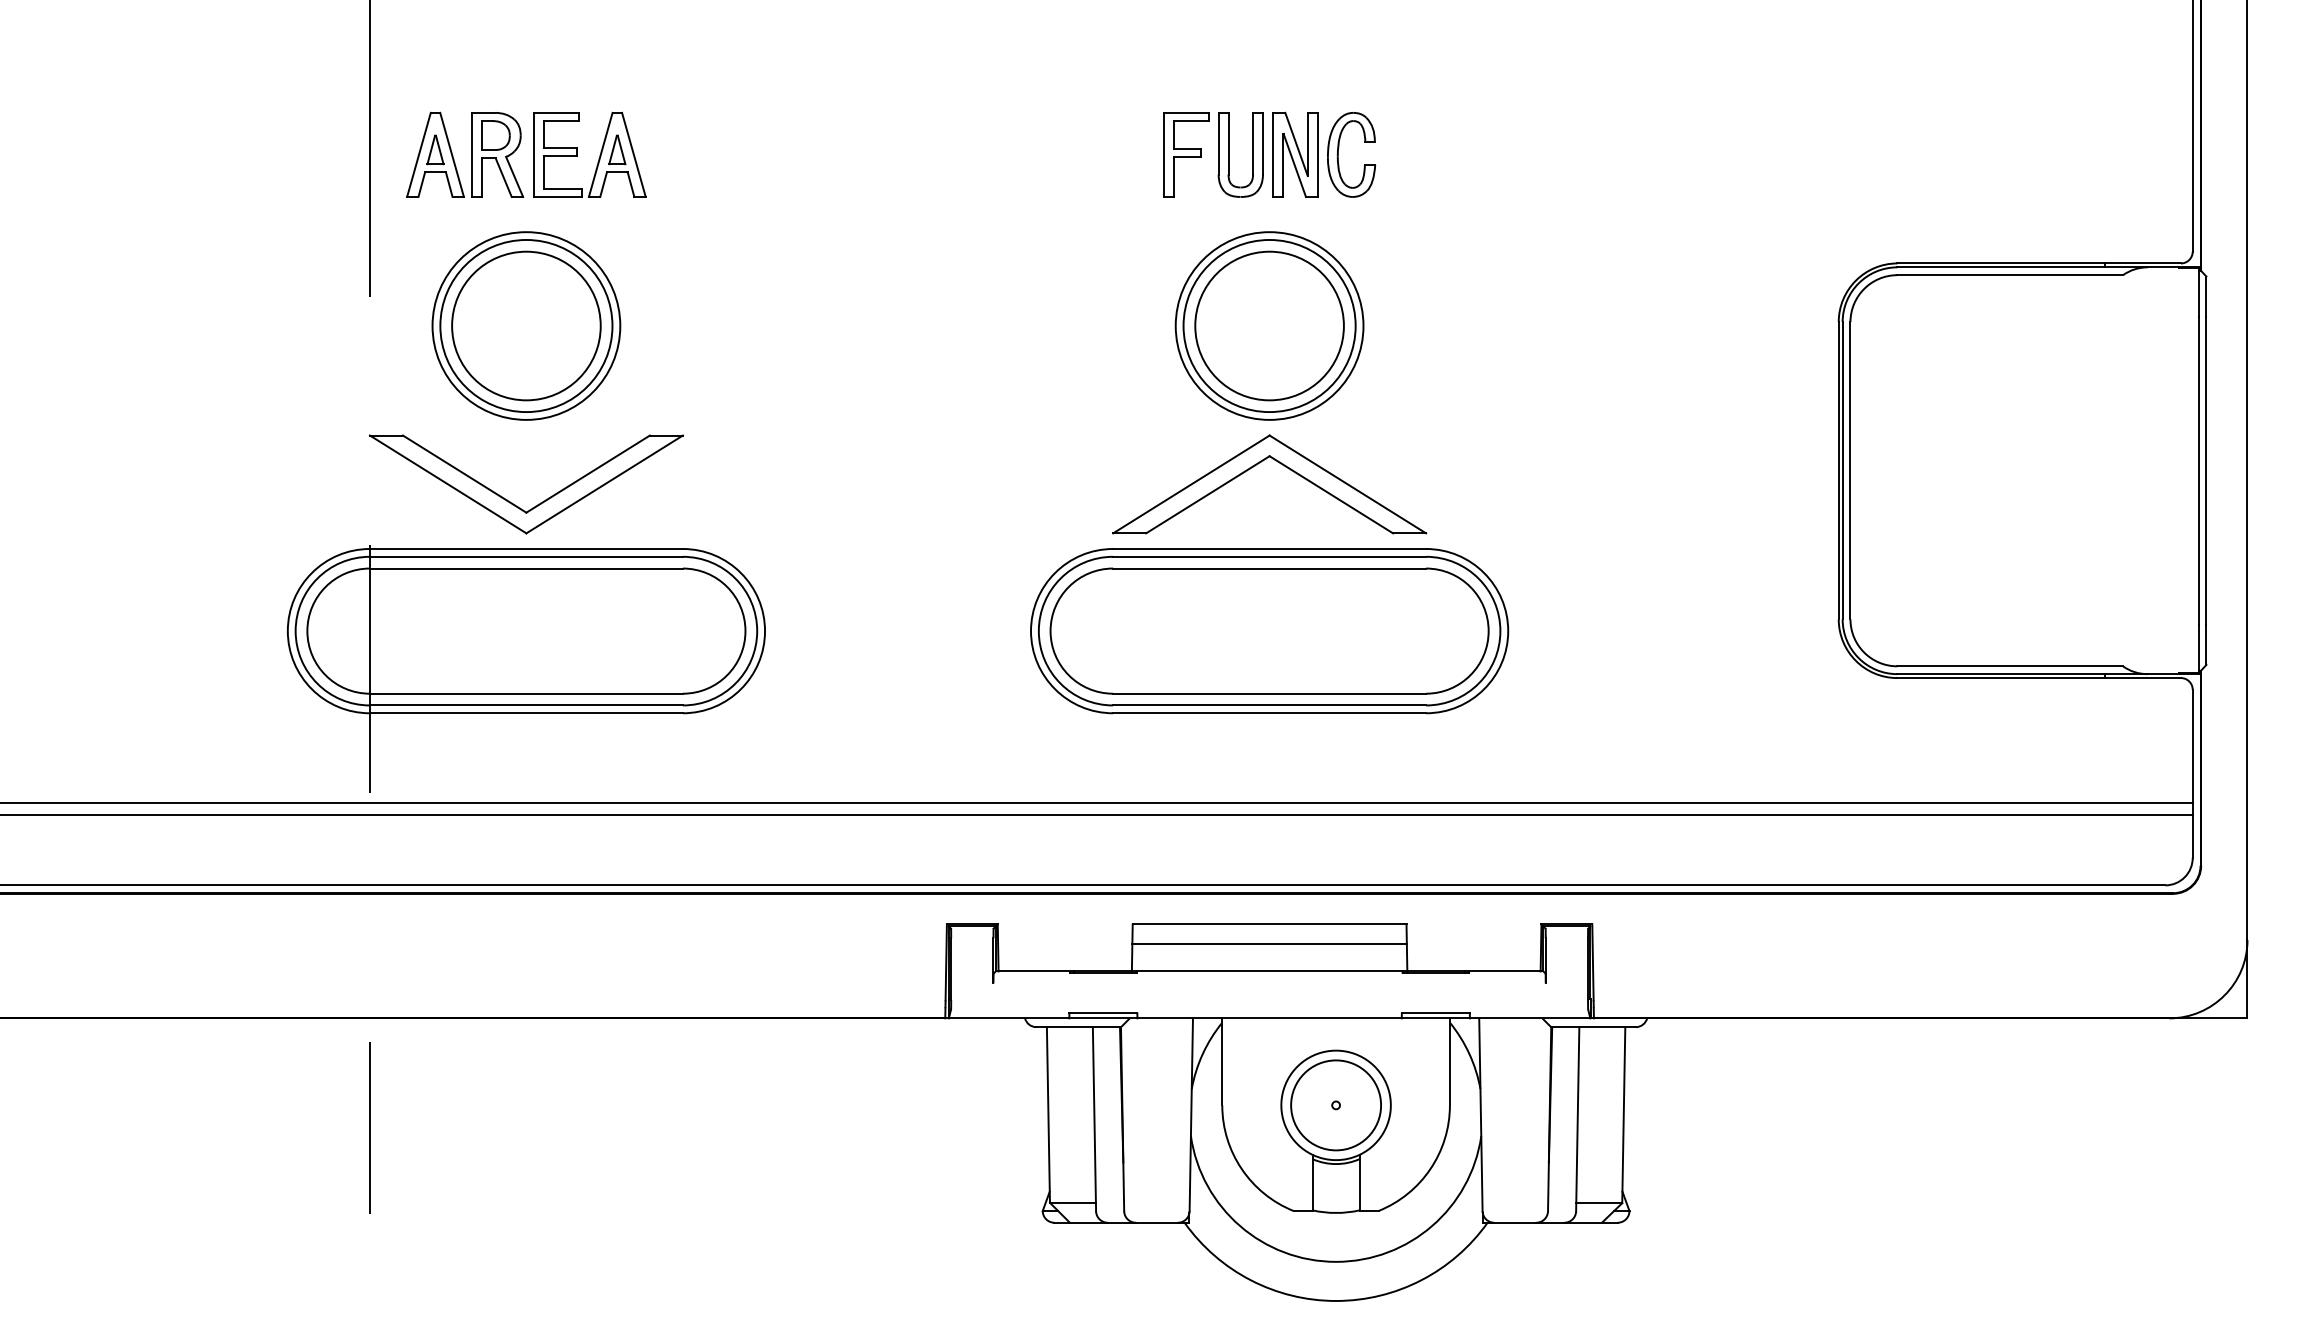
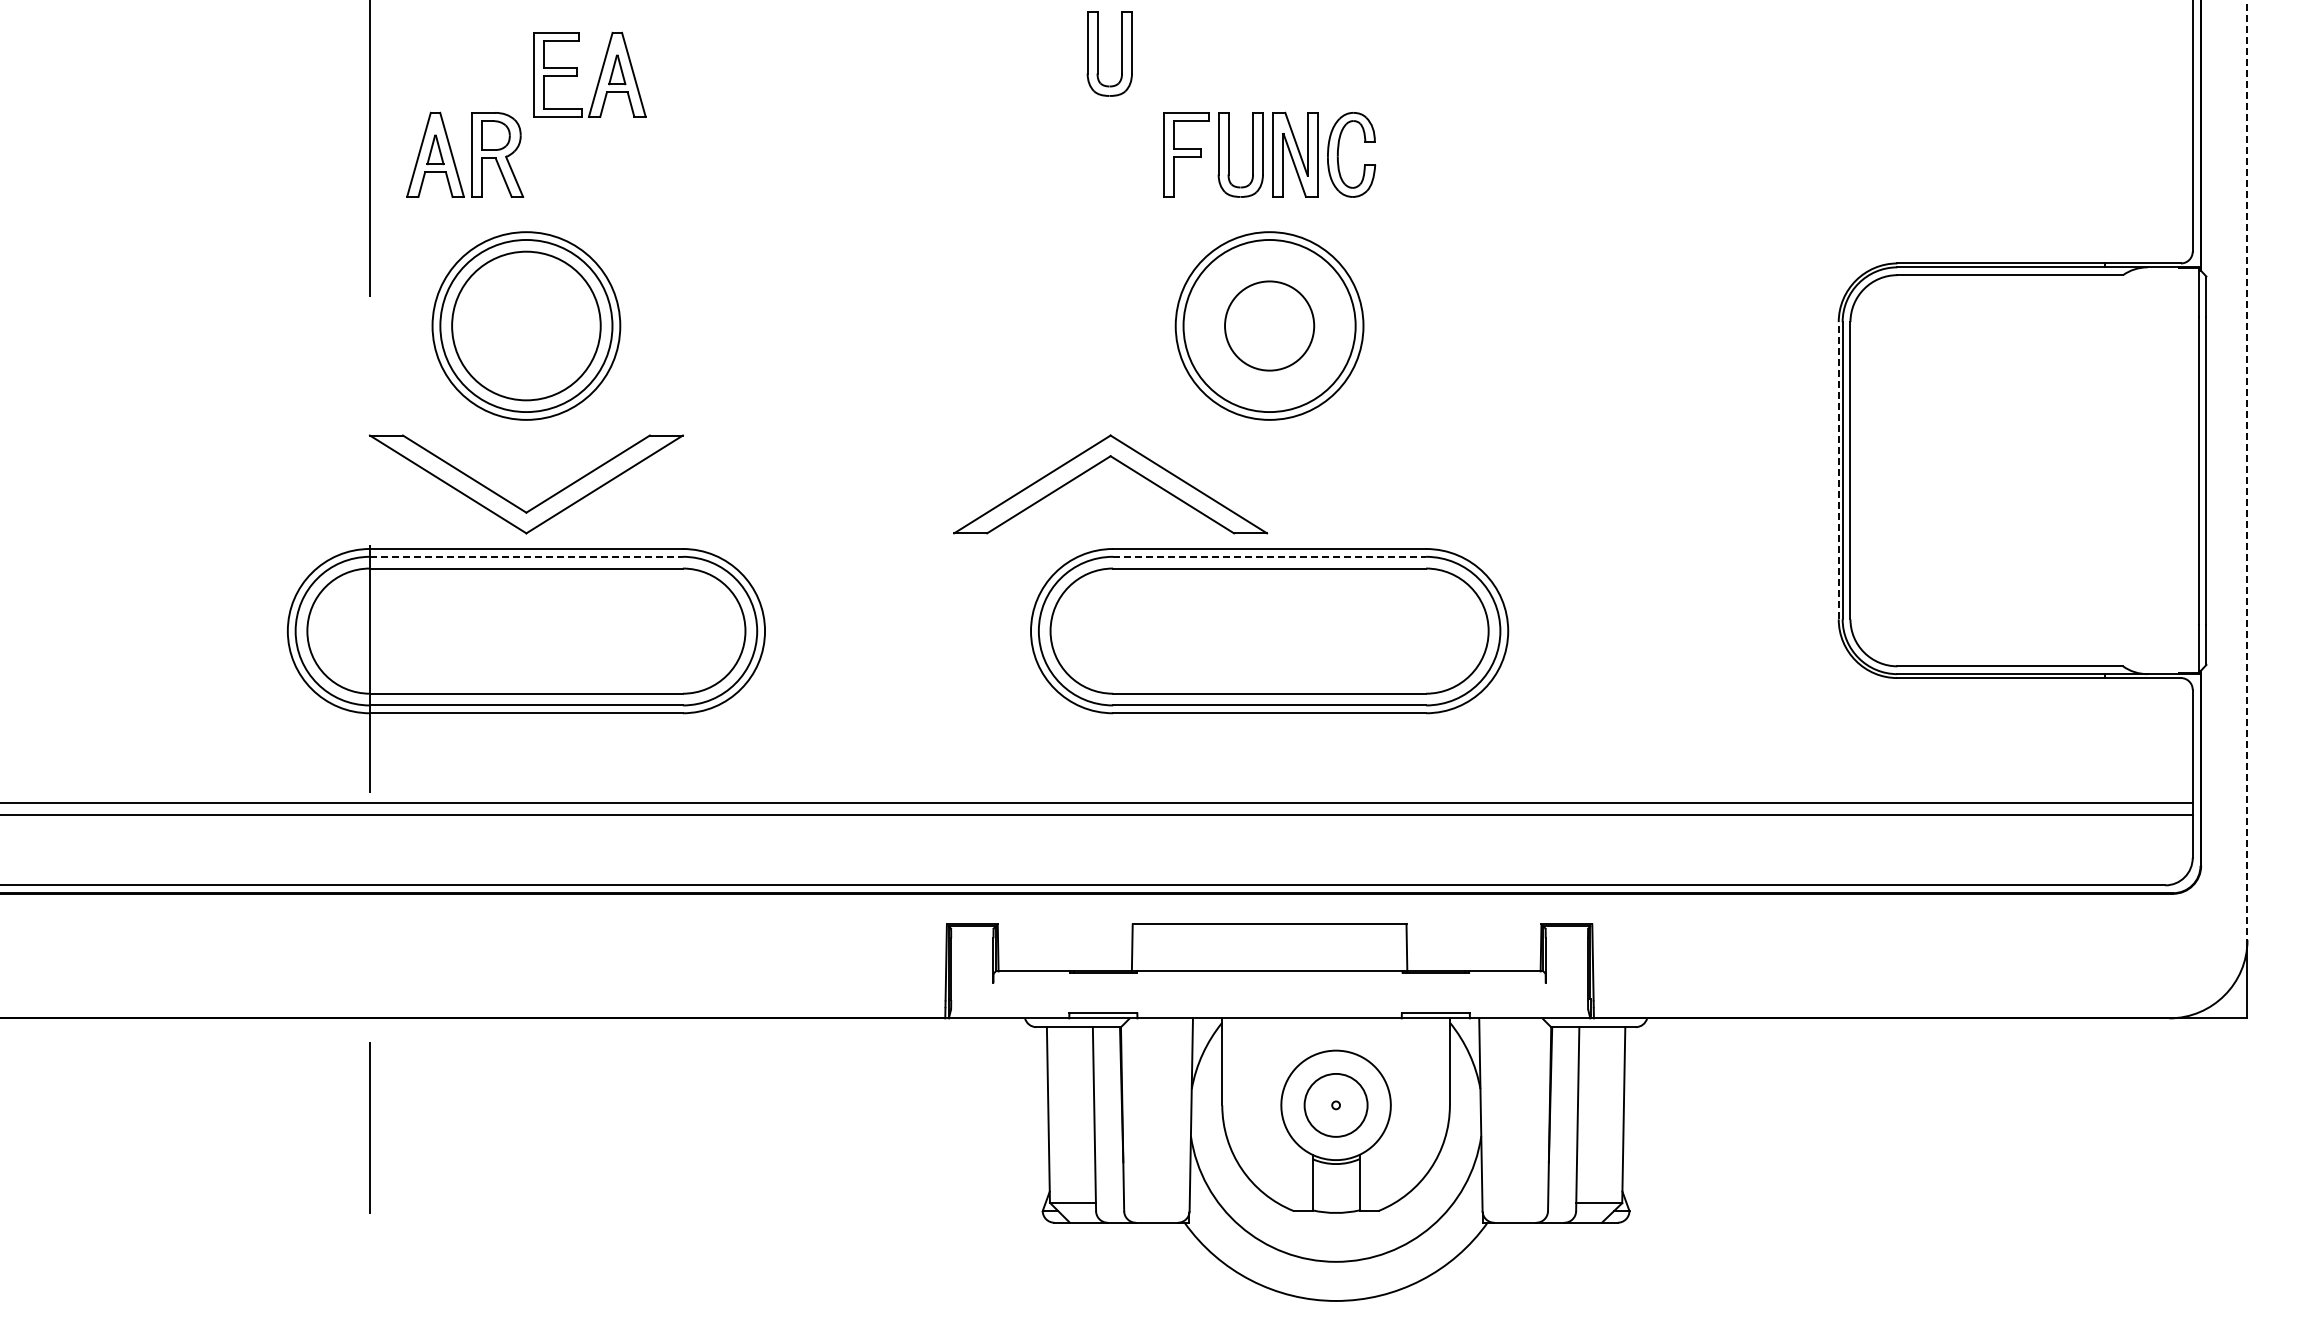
part: none -> present (1098, 53)
part position: (598, 158) -> (598, 78) (598, 78)
circle diameter: 149 px -> 89 px (1269, 325)
part position: (1255, 466) -> (1096, 466) (1096, 466)
line: solid -> dashed (1838, 470)
line: solid -> dashed (2247, 470)
line: solid -> dashed (526, 556)
line: solid -> dashed (1270, 556)
line: present -> none (1269, 944)
circle diameter: 90 px -> 63 px (1335, 1104)
